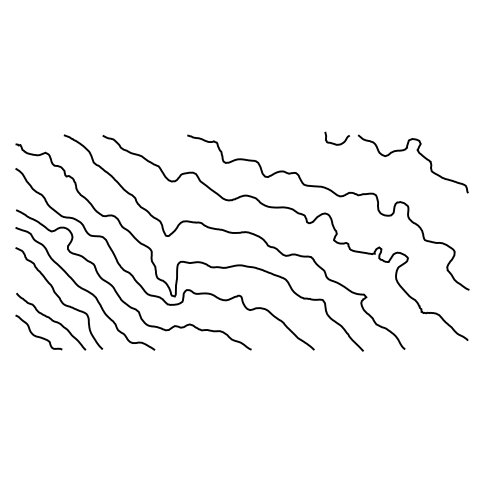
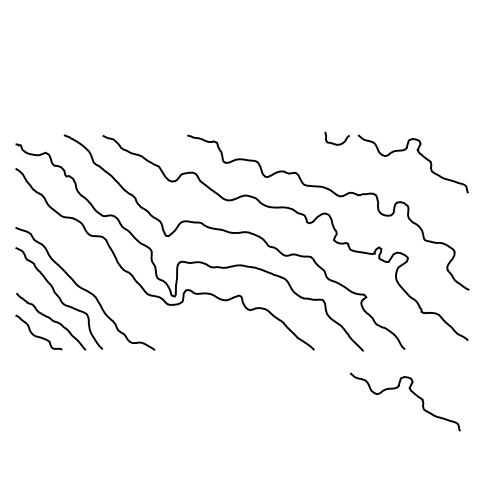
curve: present -> none (115, 288)
curve: none -> present (412, 393)
